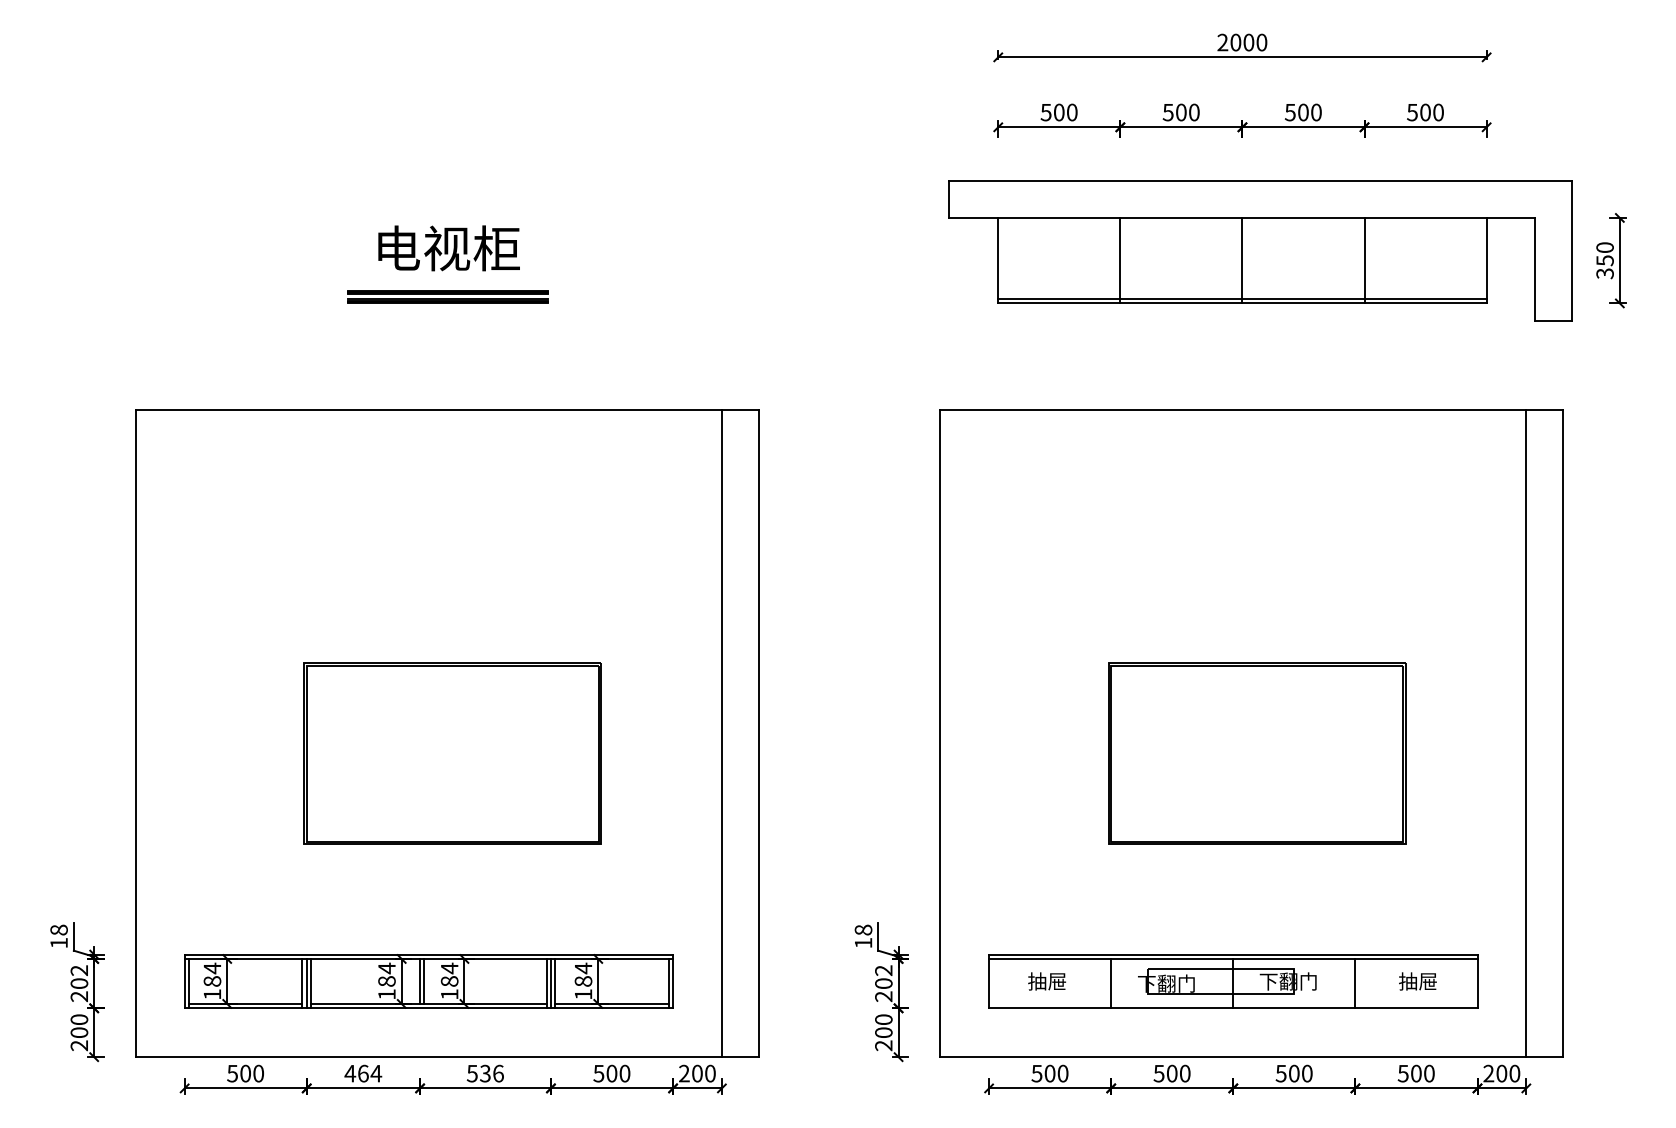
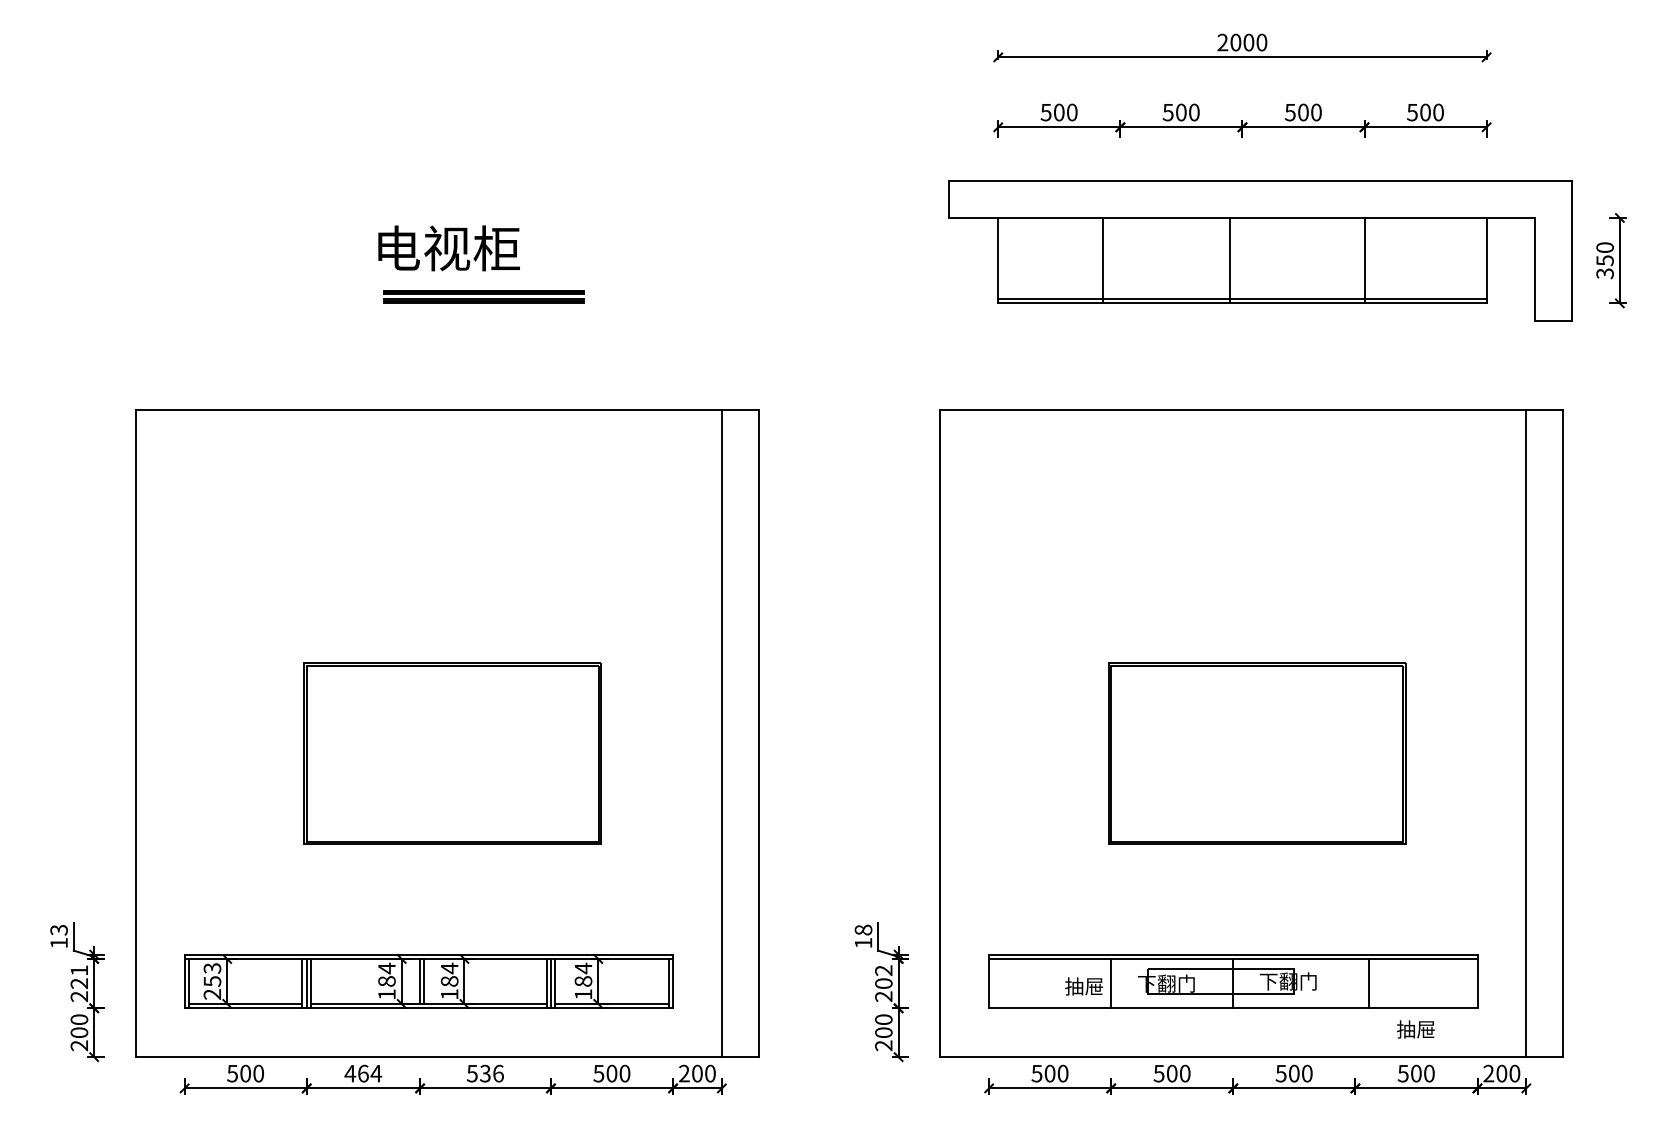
line position: (1120, 260) -> (1103, 260) (1103, 260)
line position: (1242, 260) -> (1230, 260) (1230, 260)
part position: (447, 296) -> (483, 296) (483, 296)
text: 18 -> 13 (58, 929)
text: 202 -> 221 (79, 977)
text: 184 -> 253 (212, 980)
text position: (1046, 981) -> (1083, 986) (1083, 986)
text position: (1417, 981) -> (1415, 1029) (1415, 1029)
line position: (1355, 983) -> (1369, 983) (1369, 983)
